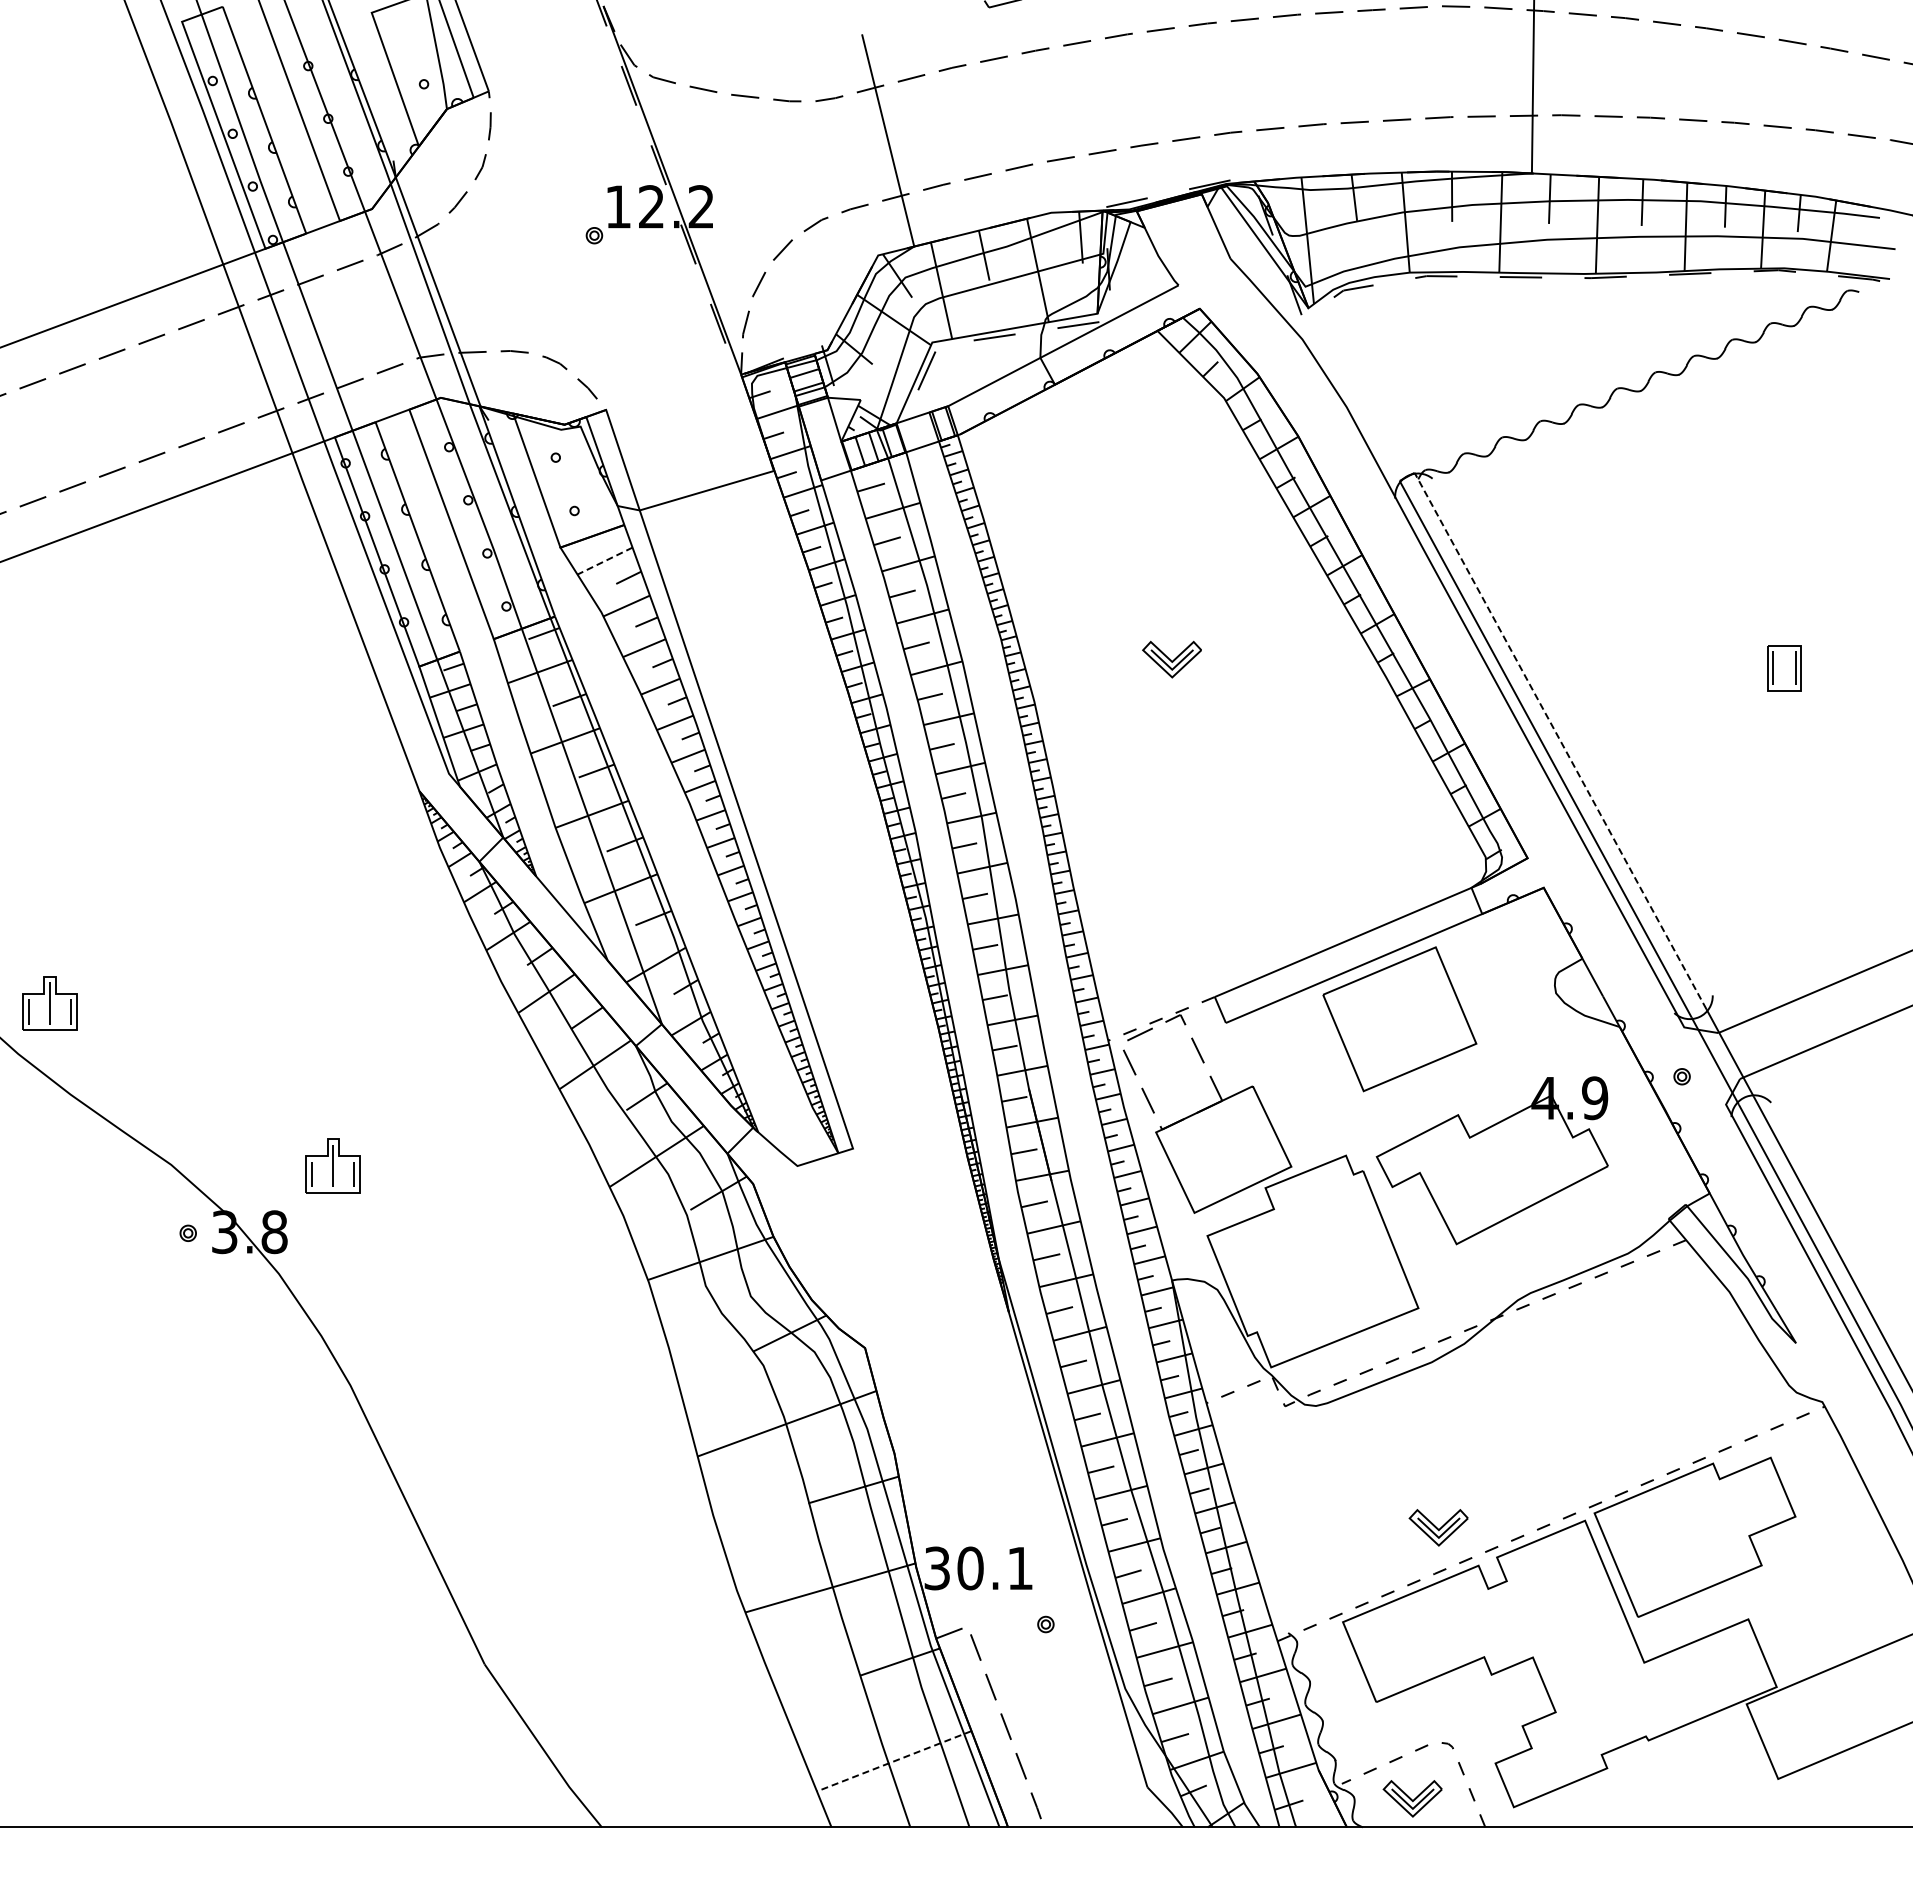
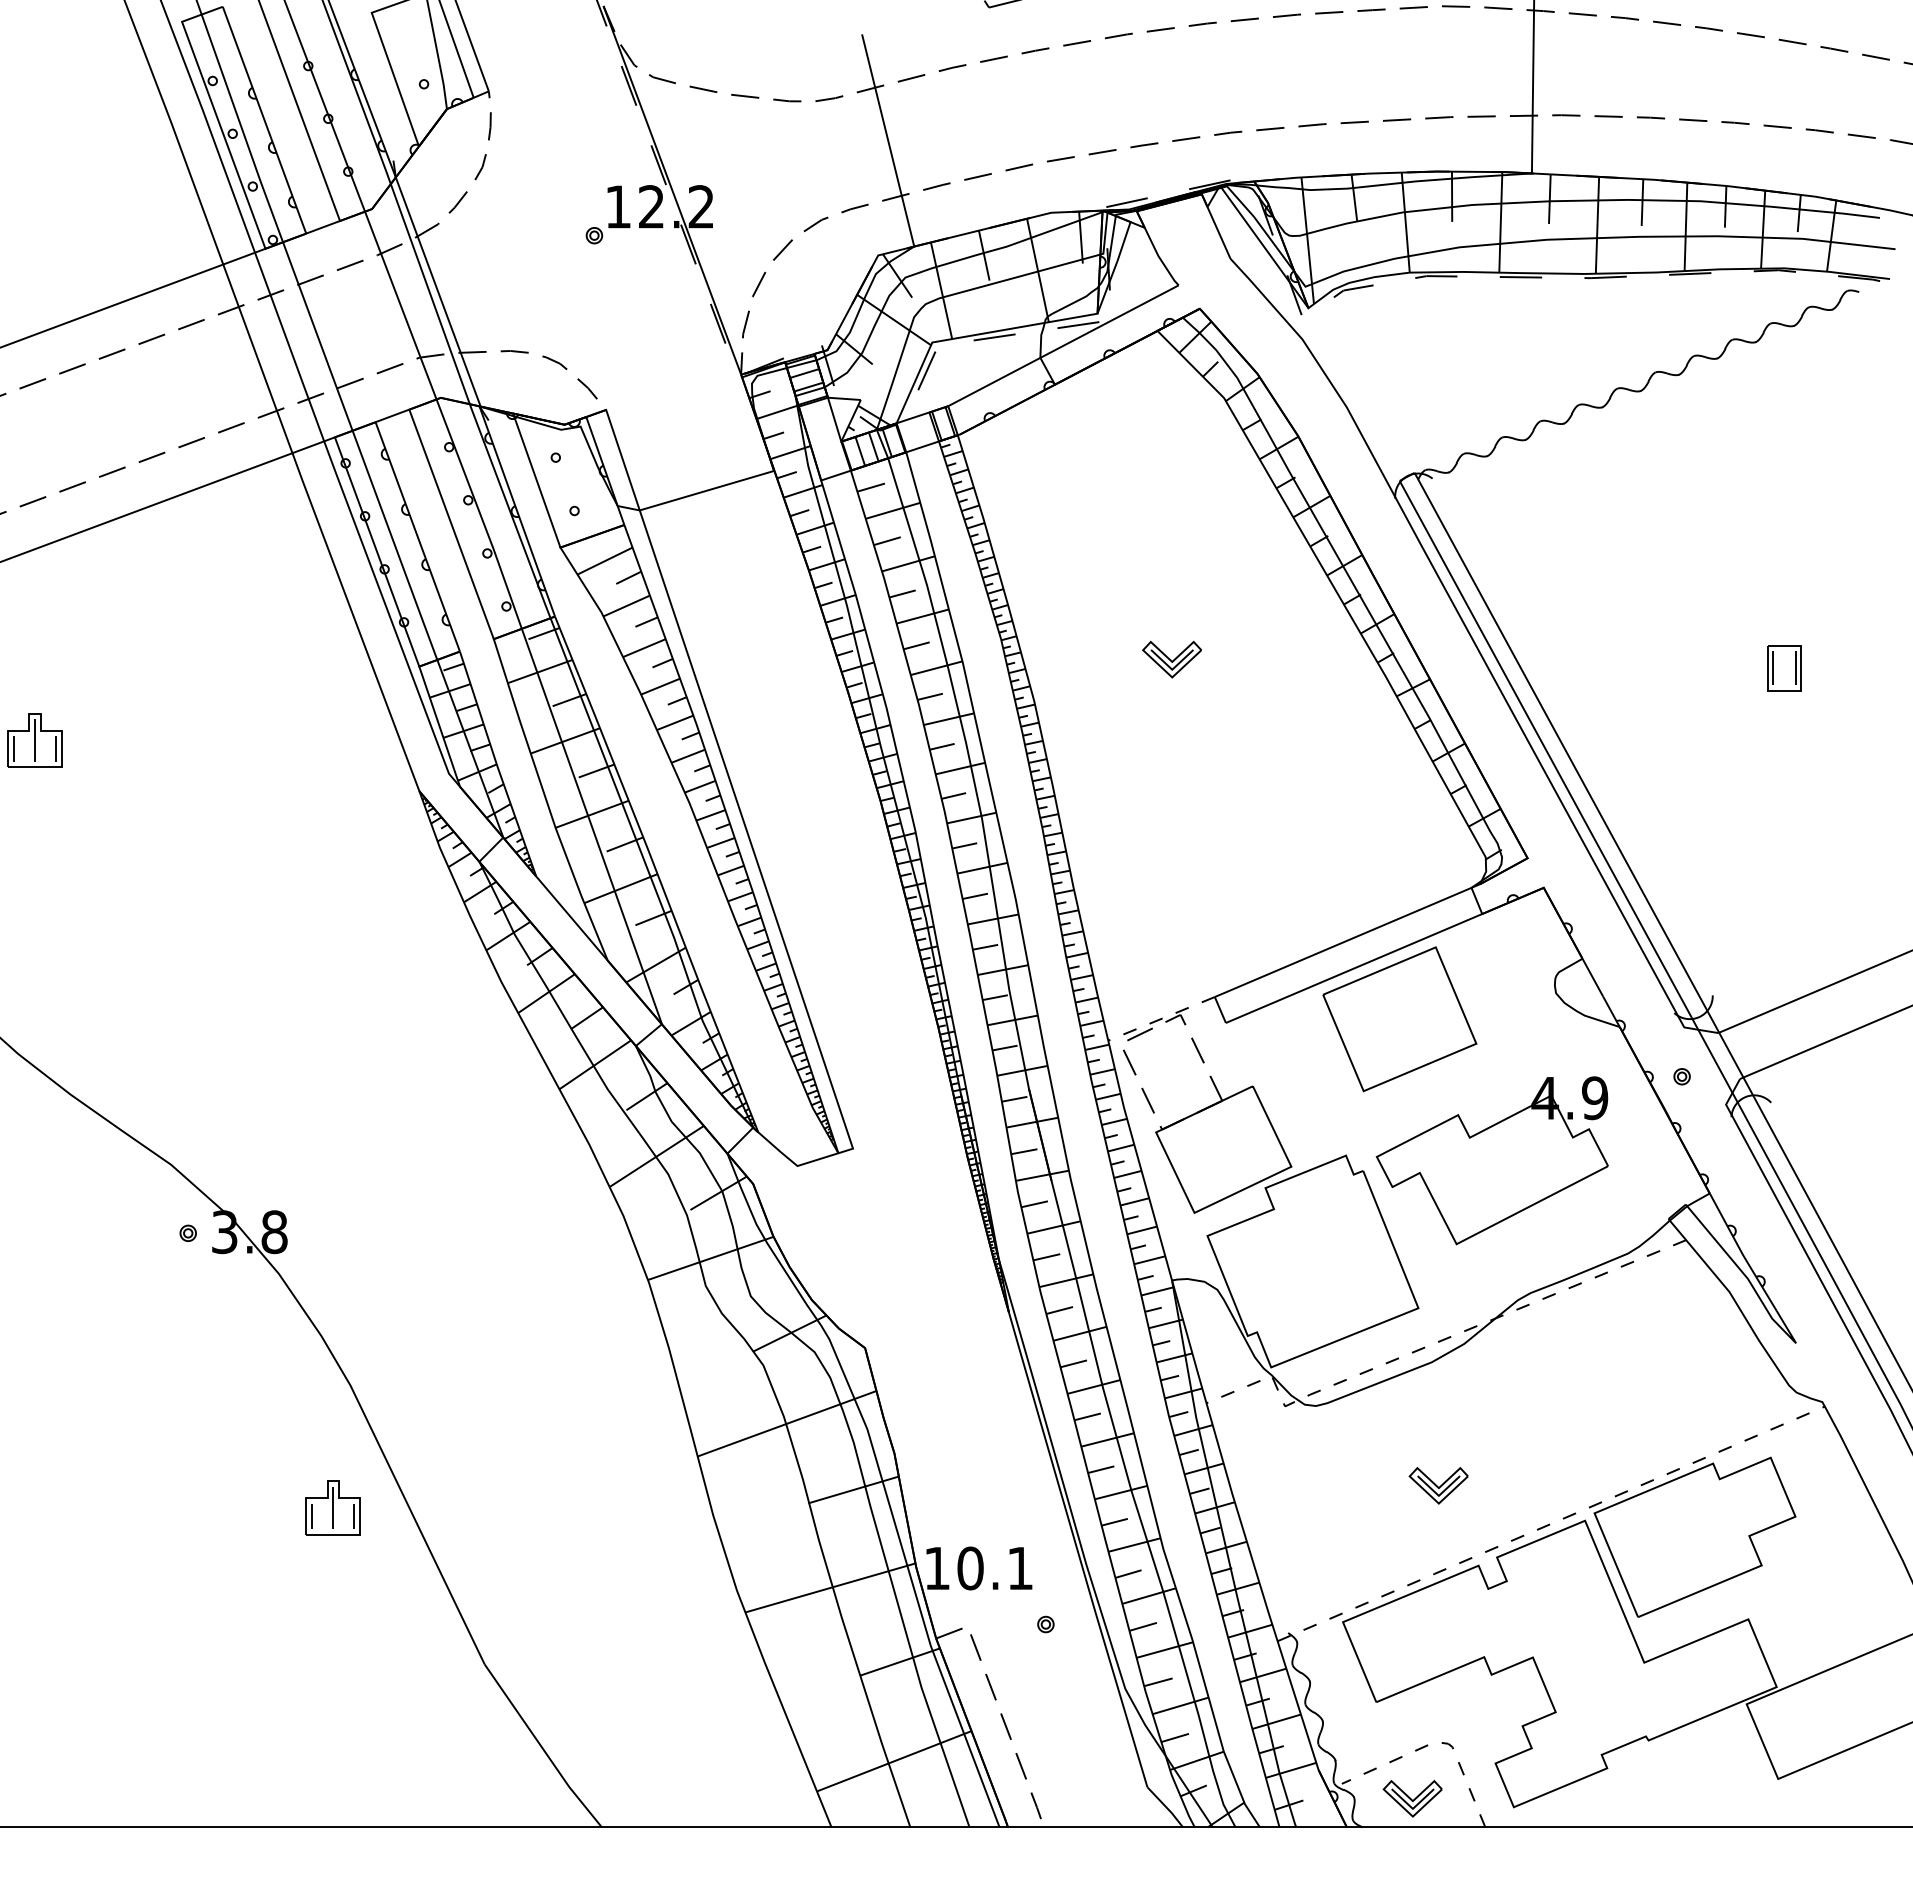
line: dashed -> solid (605, 561)
line: dashed -> solid (1560, 740)
part position: (49, 1003) -> (34, 740) (34, 740)
part position: (332, 1165) -> (332, 1507) (332, 1507)
part position: (1438, 1527) -> (1438, 1485) (1438, 1485)
text: 30.1 -> 10.1 (936, 1568)
line: dashed -> solid (894, 1761)
